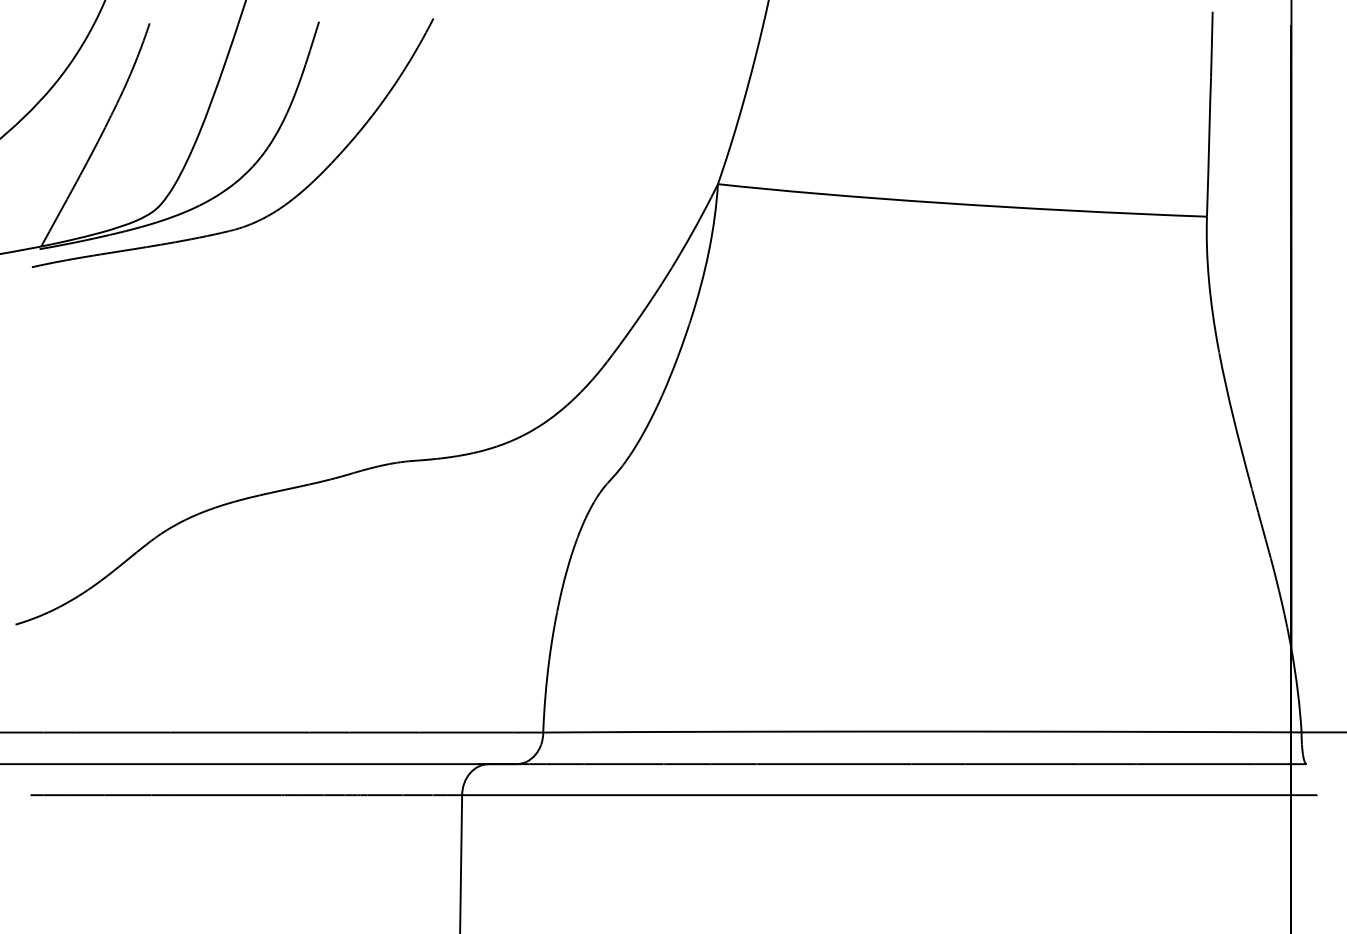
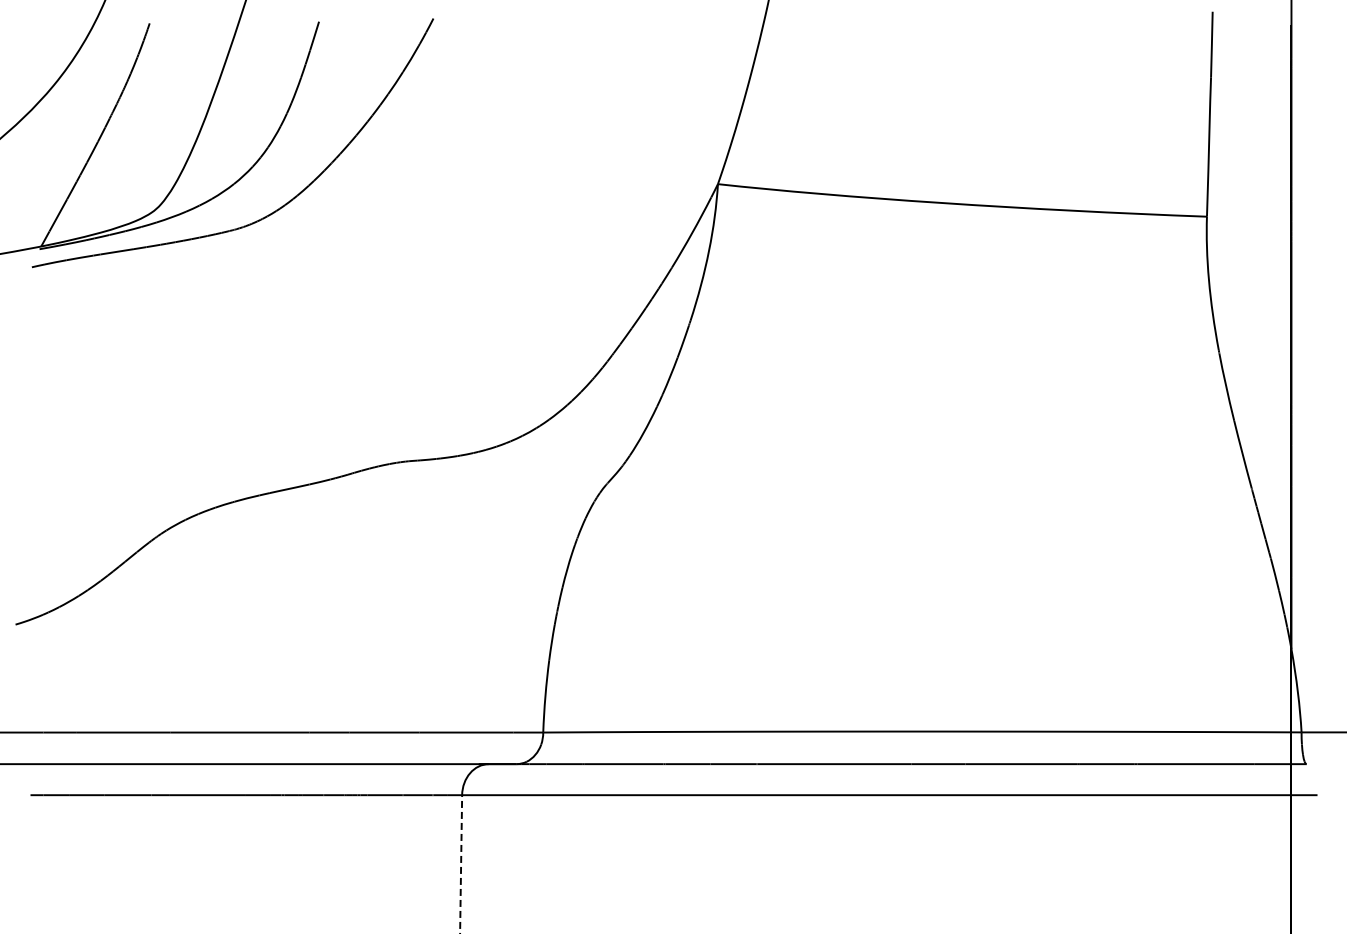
line: solid -> dashed (461, 864)
